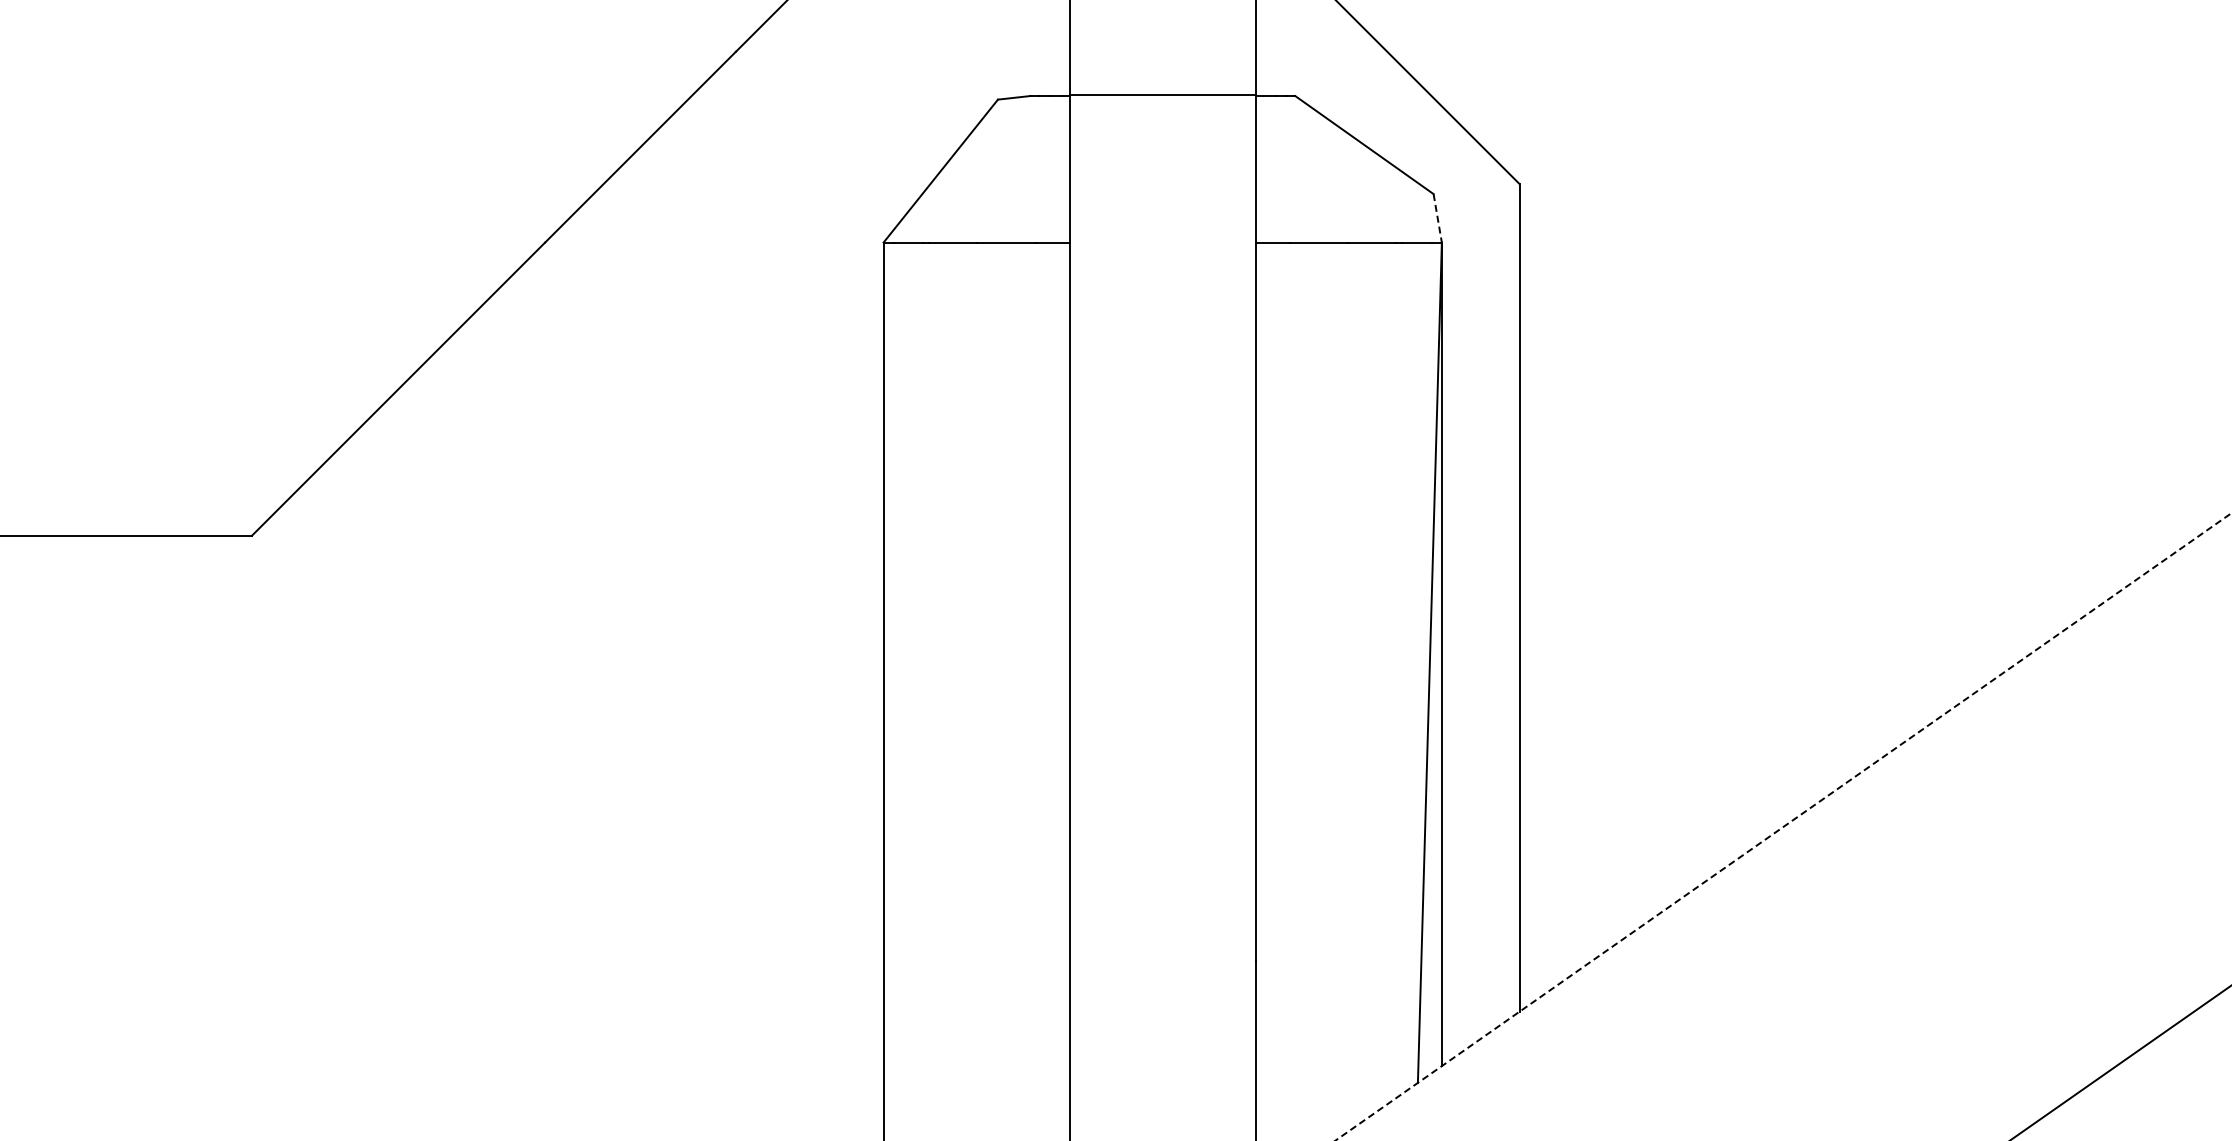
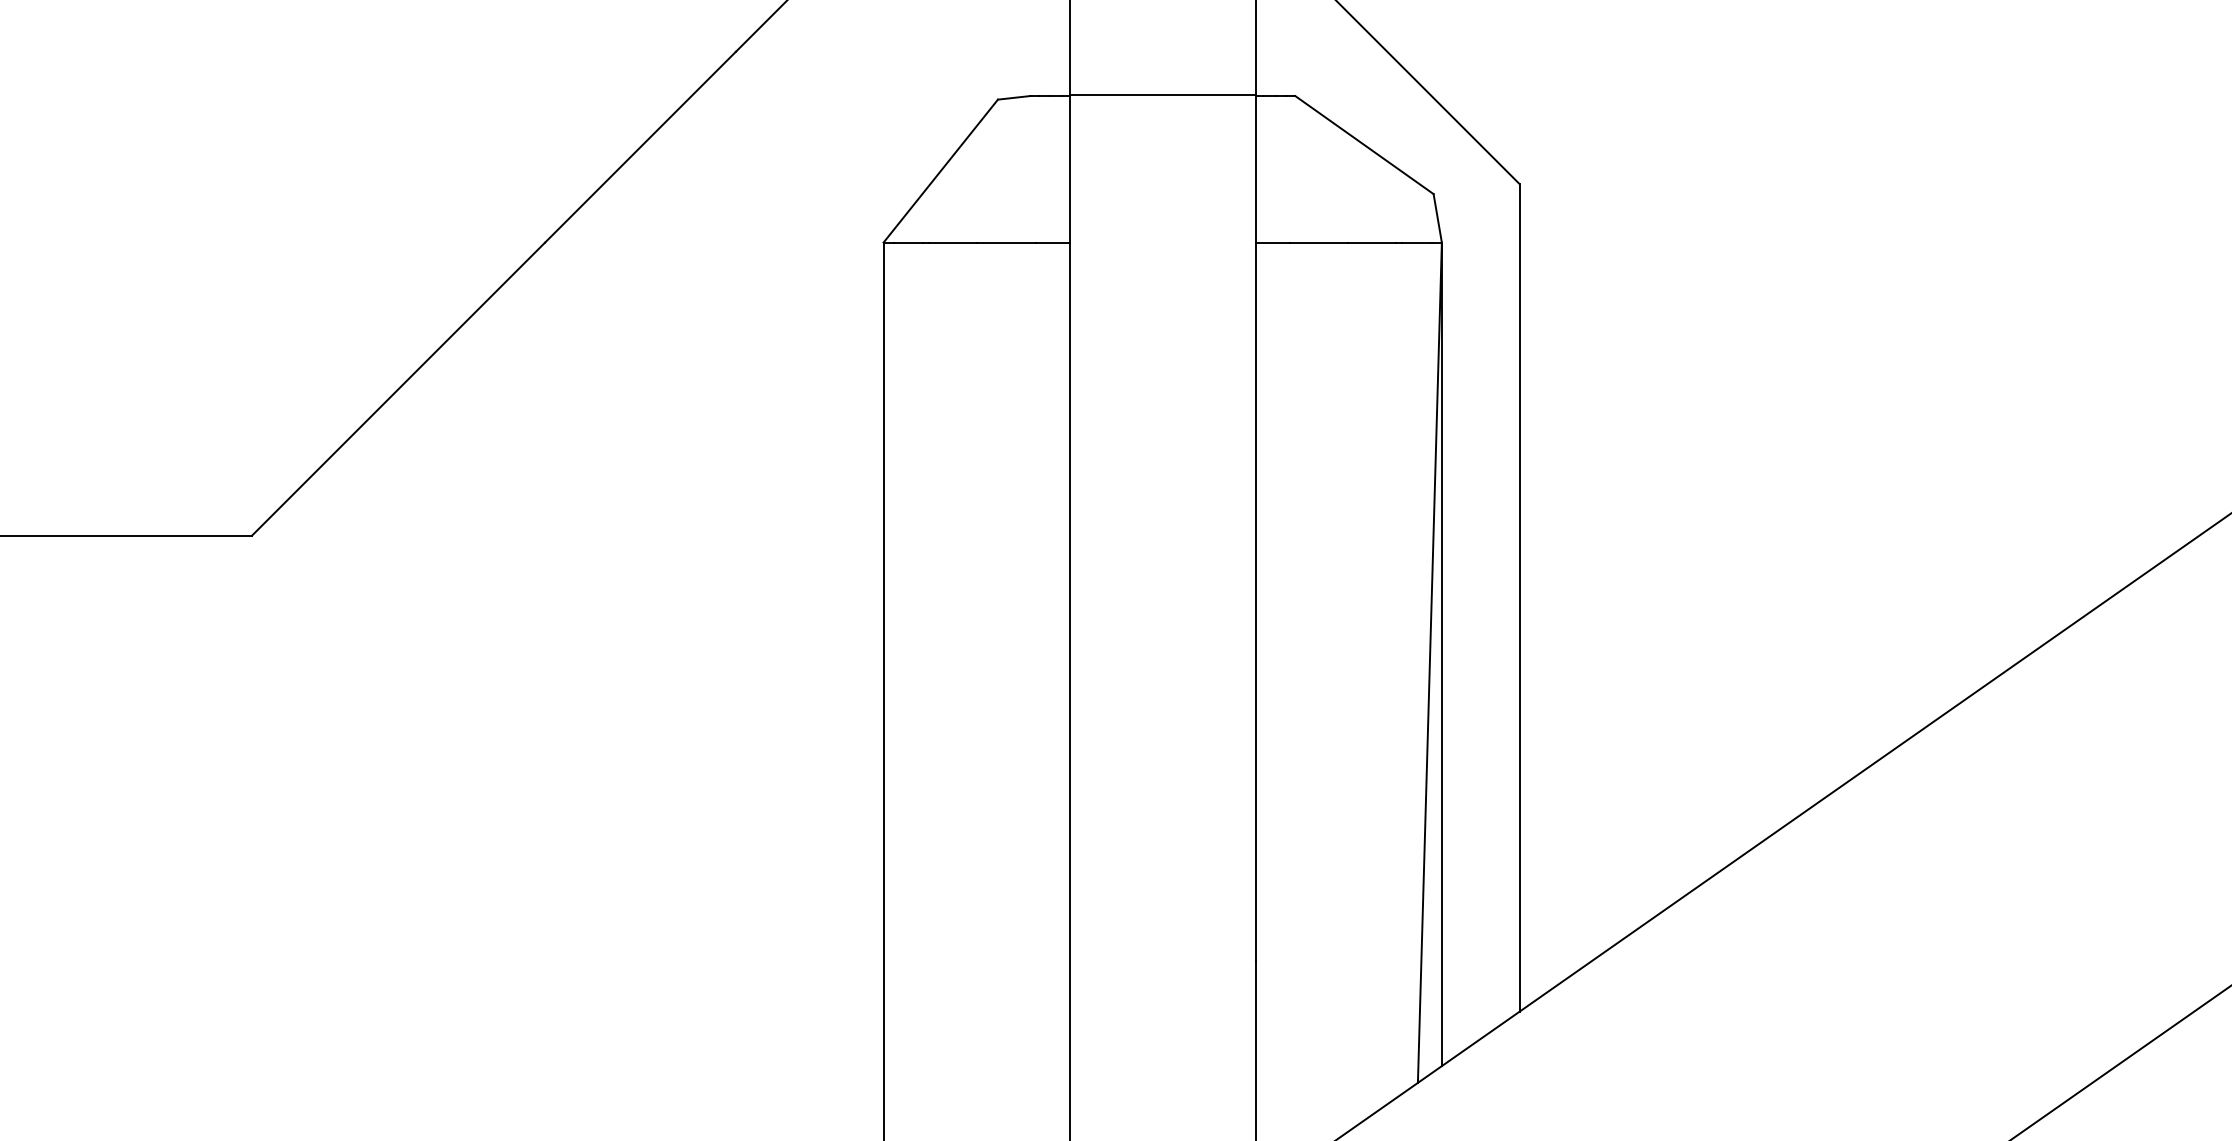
line: dashed -> solid (1437, 218)
line: dashed -> solid (1783, 826)
